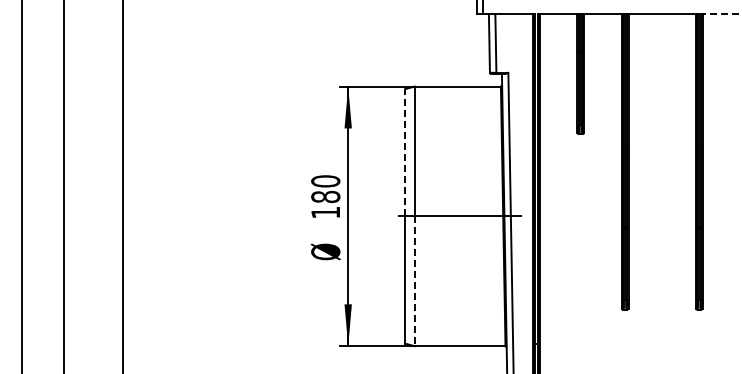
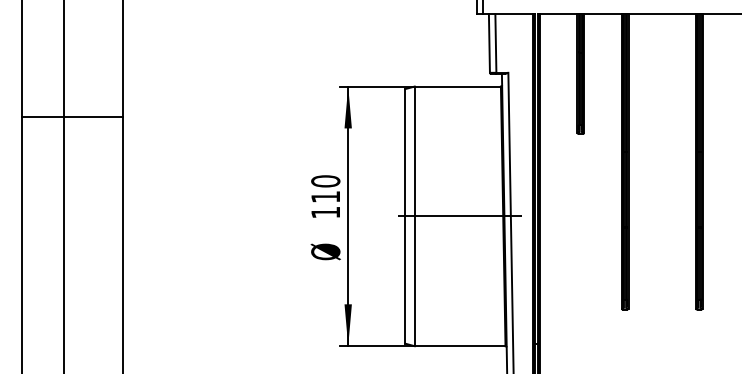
line: dashed -> solid (721, 14)
line: none -> present (72, 117)
line: dashed -> solid (405, 152)
text: 180 -> 110 (325, 196)
line: dashed -> solid (414, 281)
